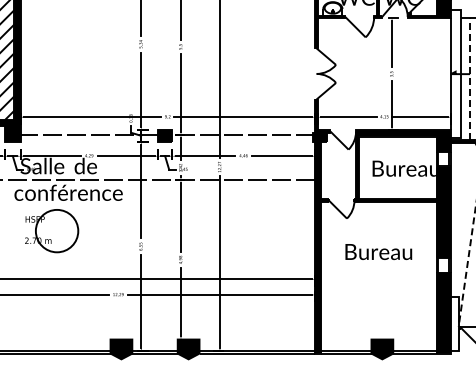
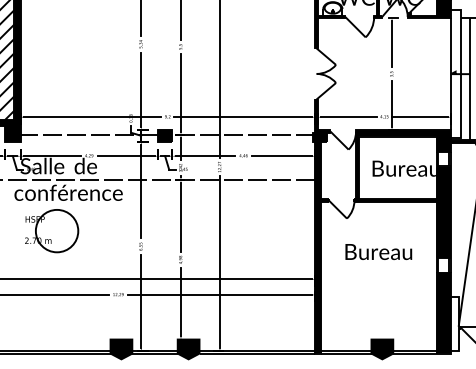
line: dashed -> solid (470, 78)
line: dashed -> solid (467, 266)
